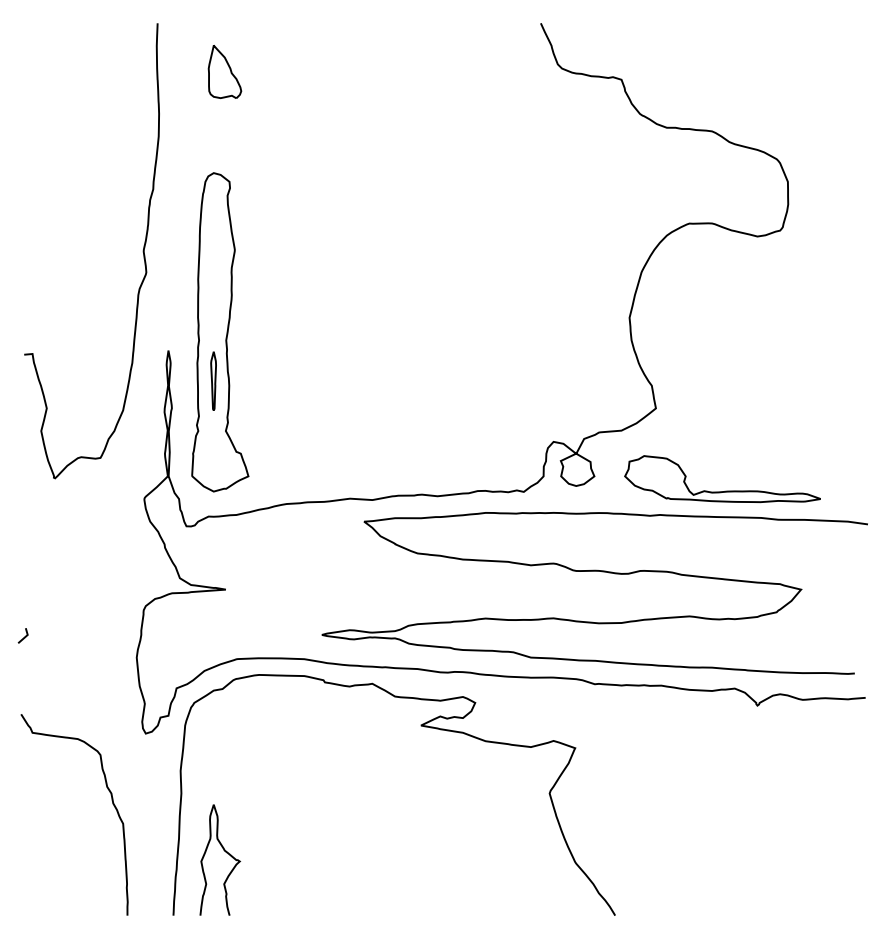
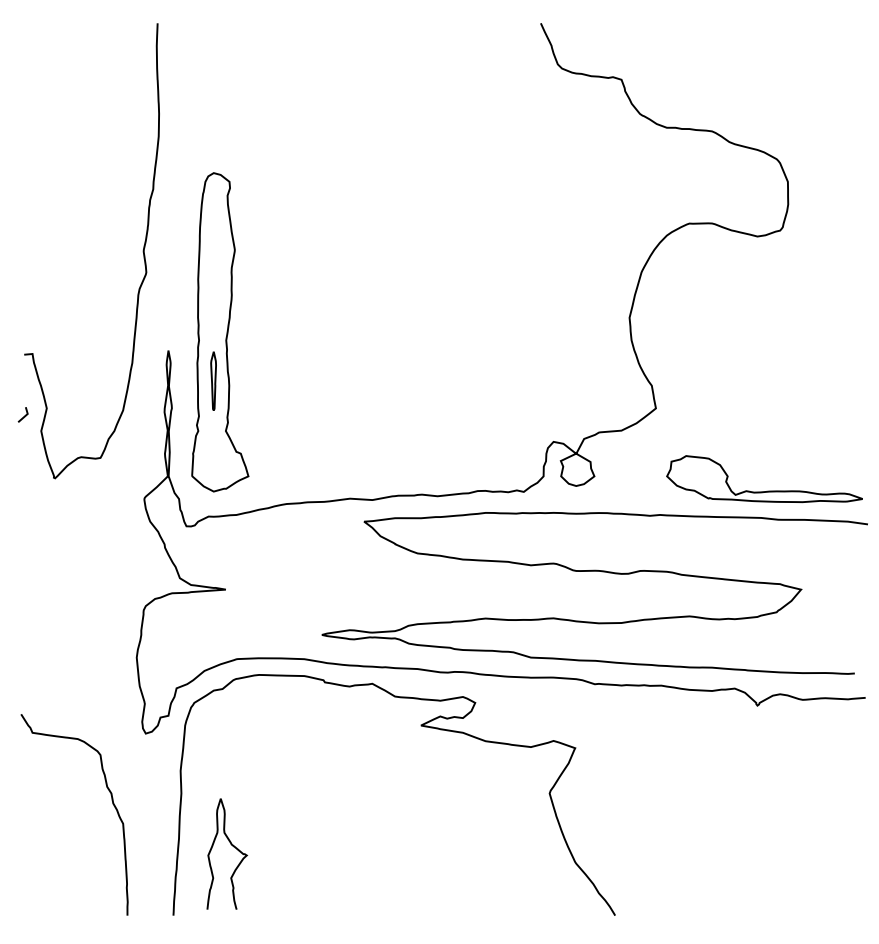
part: present -> none (224, 71)
part position: (725, 490) -> (767, 490) (767, 490)
line position: (24, 636) -> (24, 415) (24, 415)
curve position: (226, 853) -> (233, 847) (233, 847)
